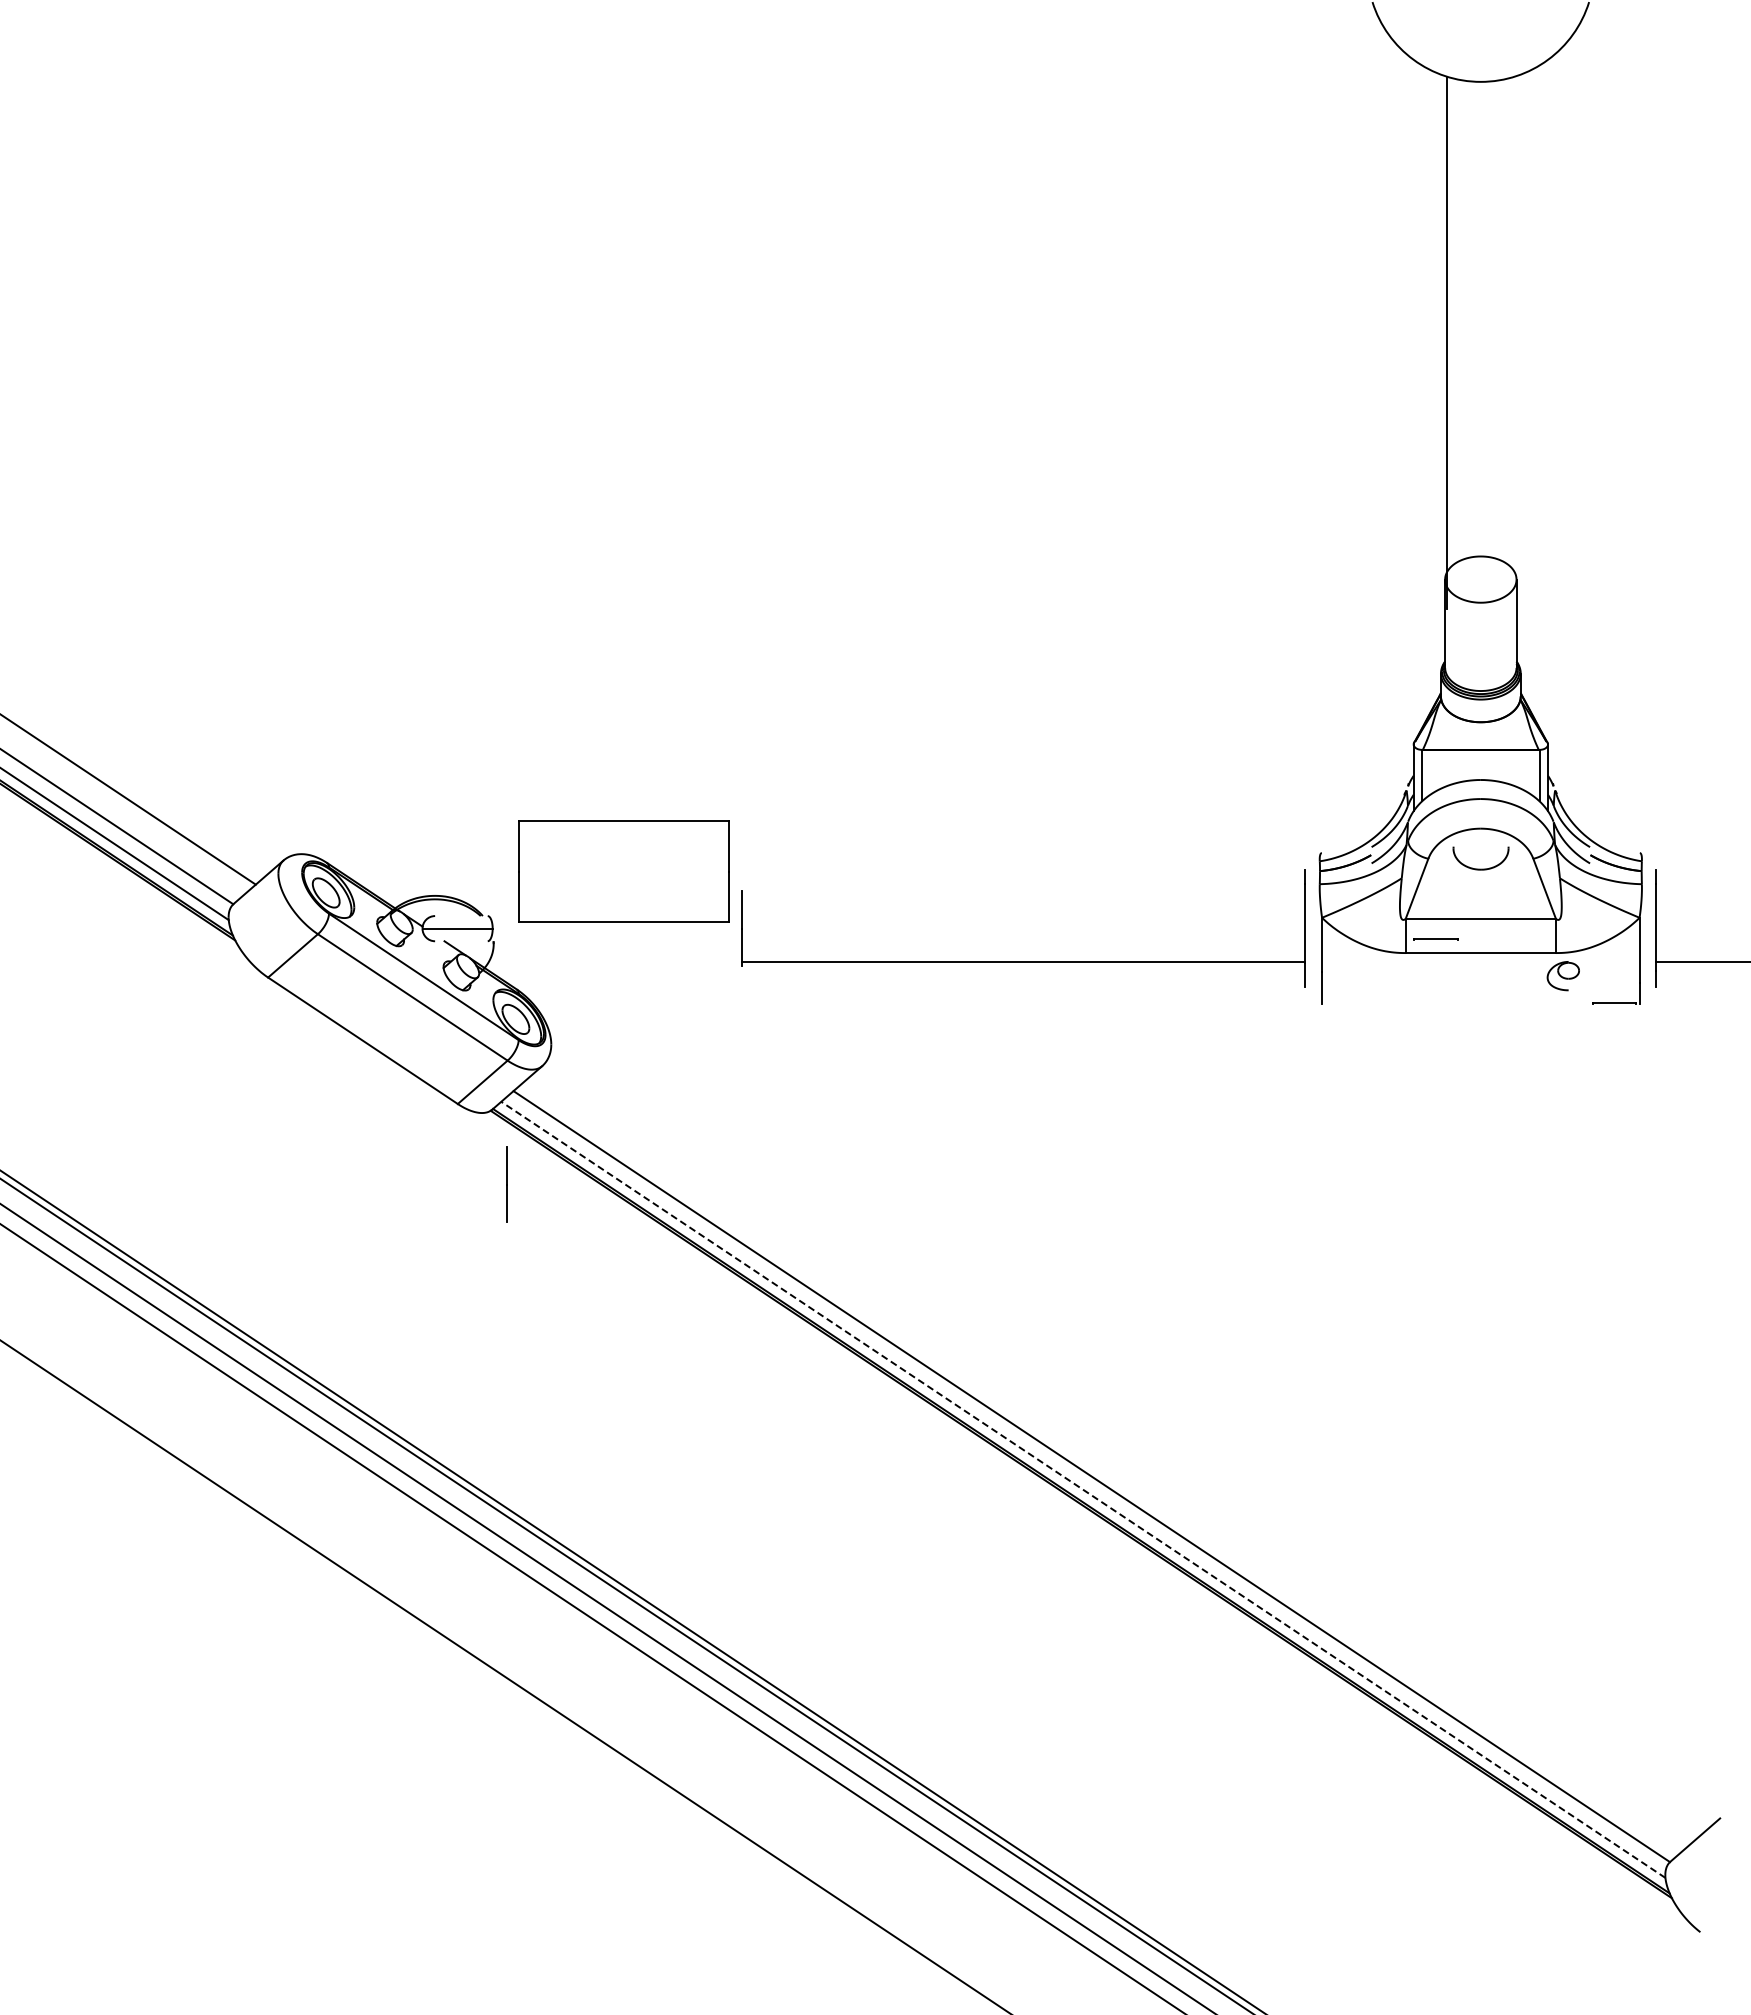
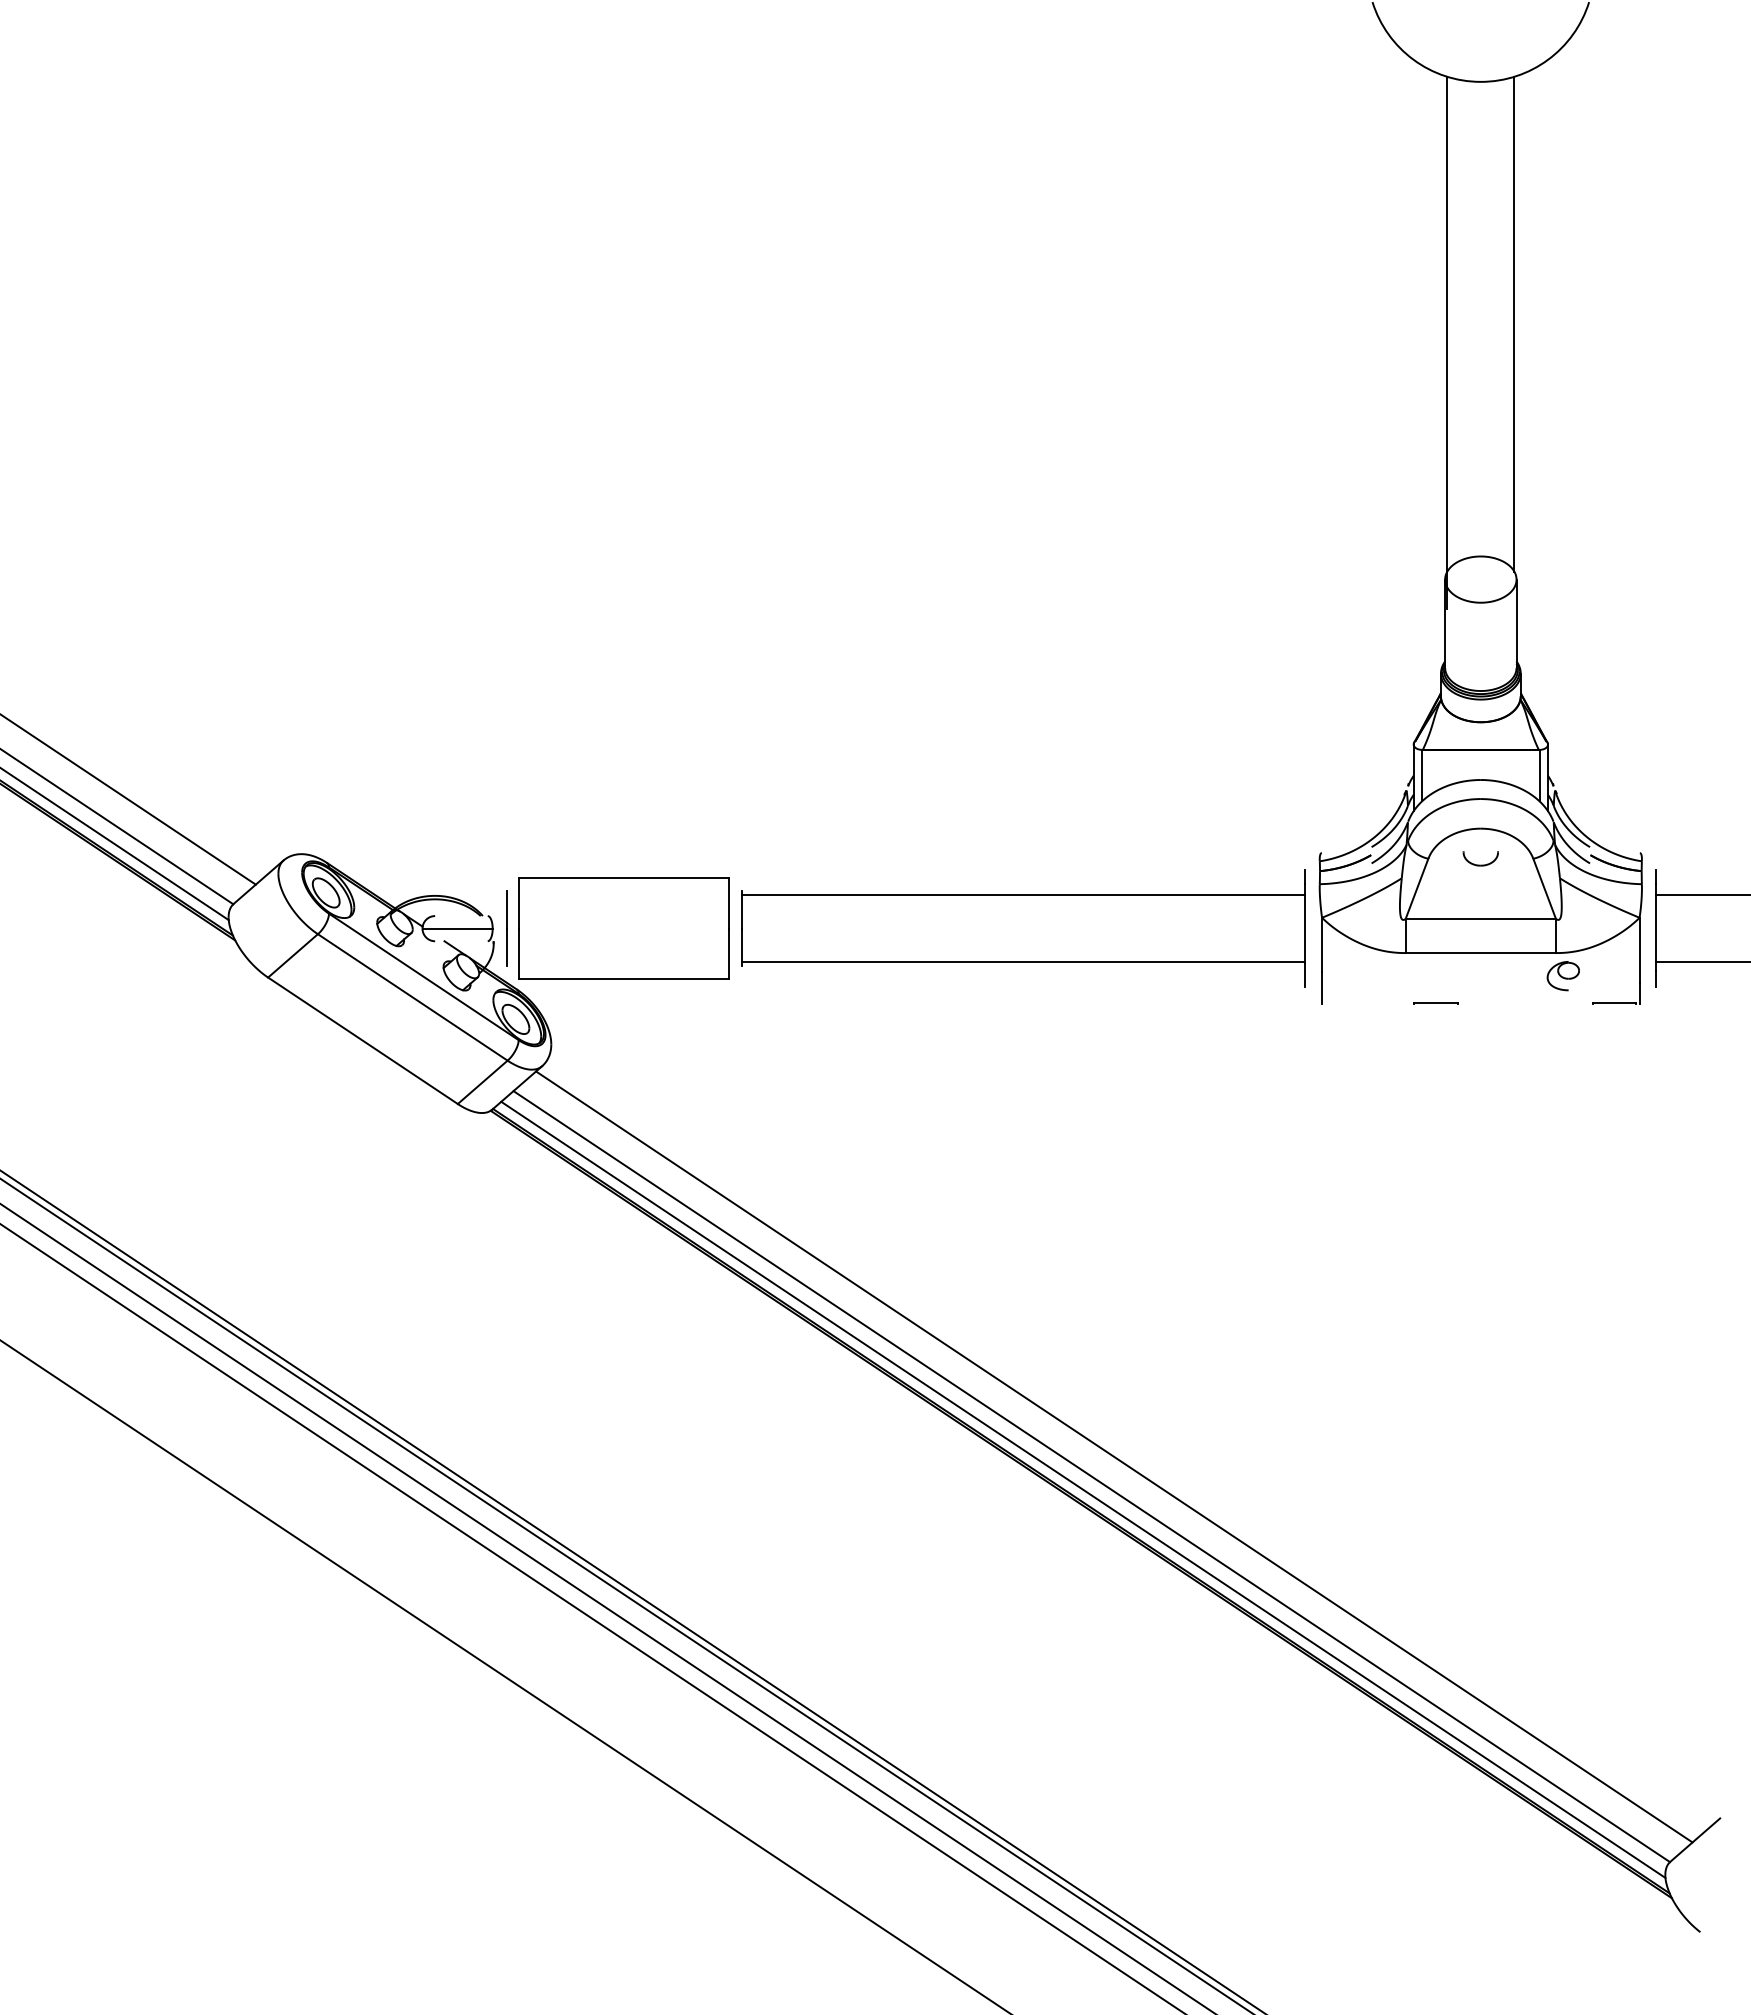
line: none -> present (1514, 323)
part size: 58x25 px -> 37x16 px (1480, 858)
part position: (623, 871) -> (623, 928) (623, 928)
line: none -> present (1023, 895)
line: none -> present (1701, 895)
line position: (1435, 939) -> (1435, 1003) (1435, 1003)
line position: (506, 1184) -> (506, 928) (506, 928)
line: none -> present (1114, 1456)
line: dashed -> solid (1083, 1489)
